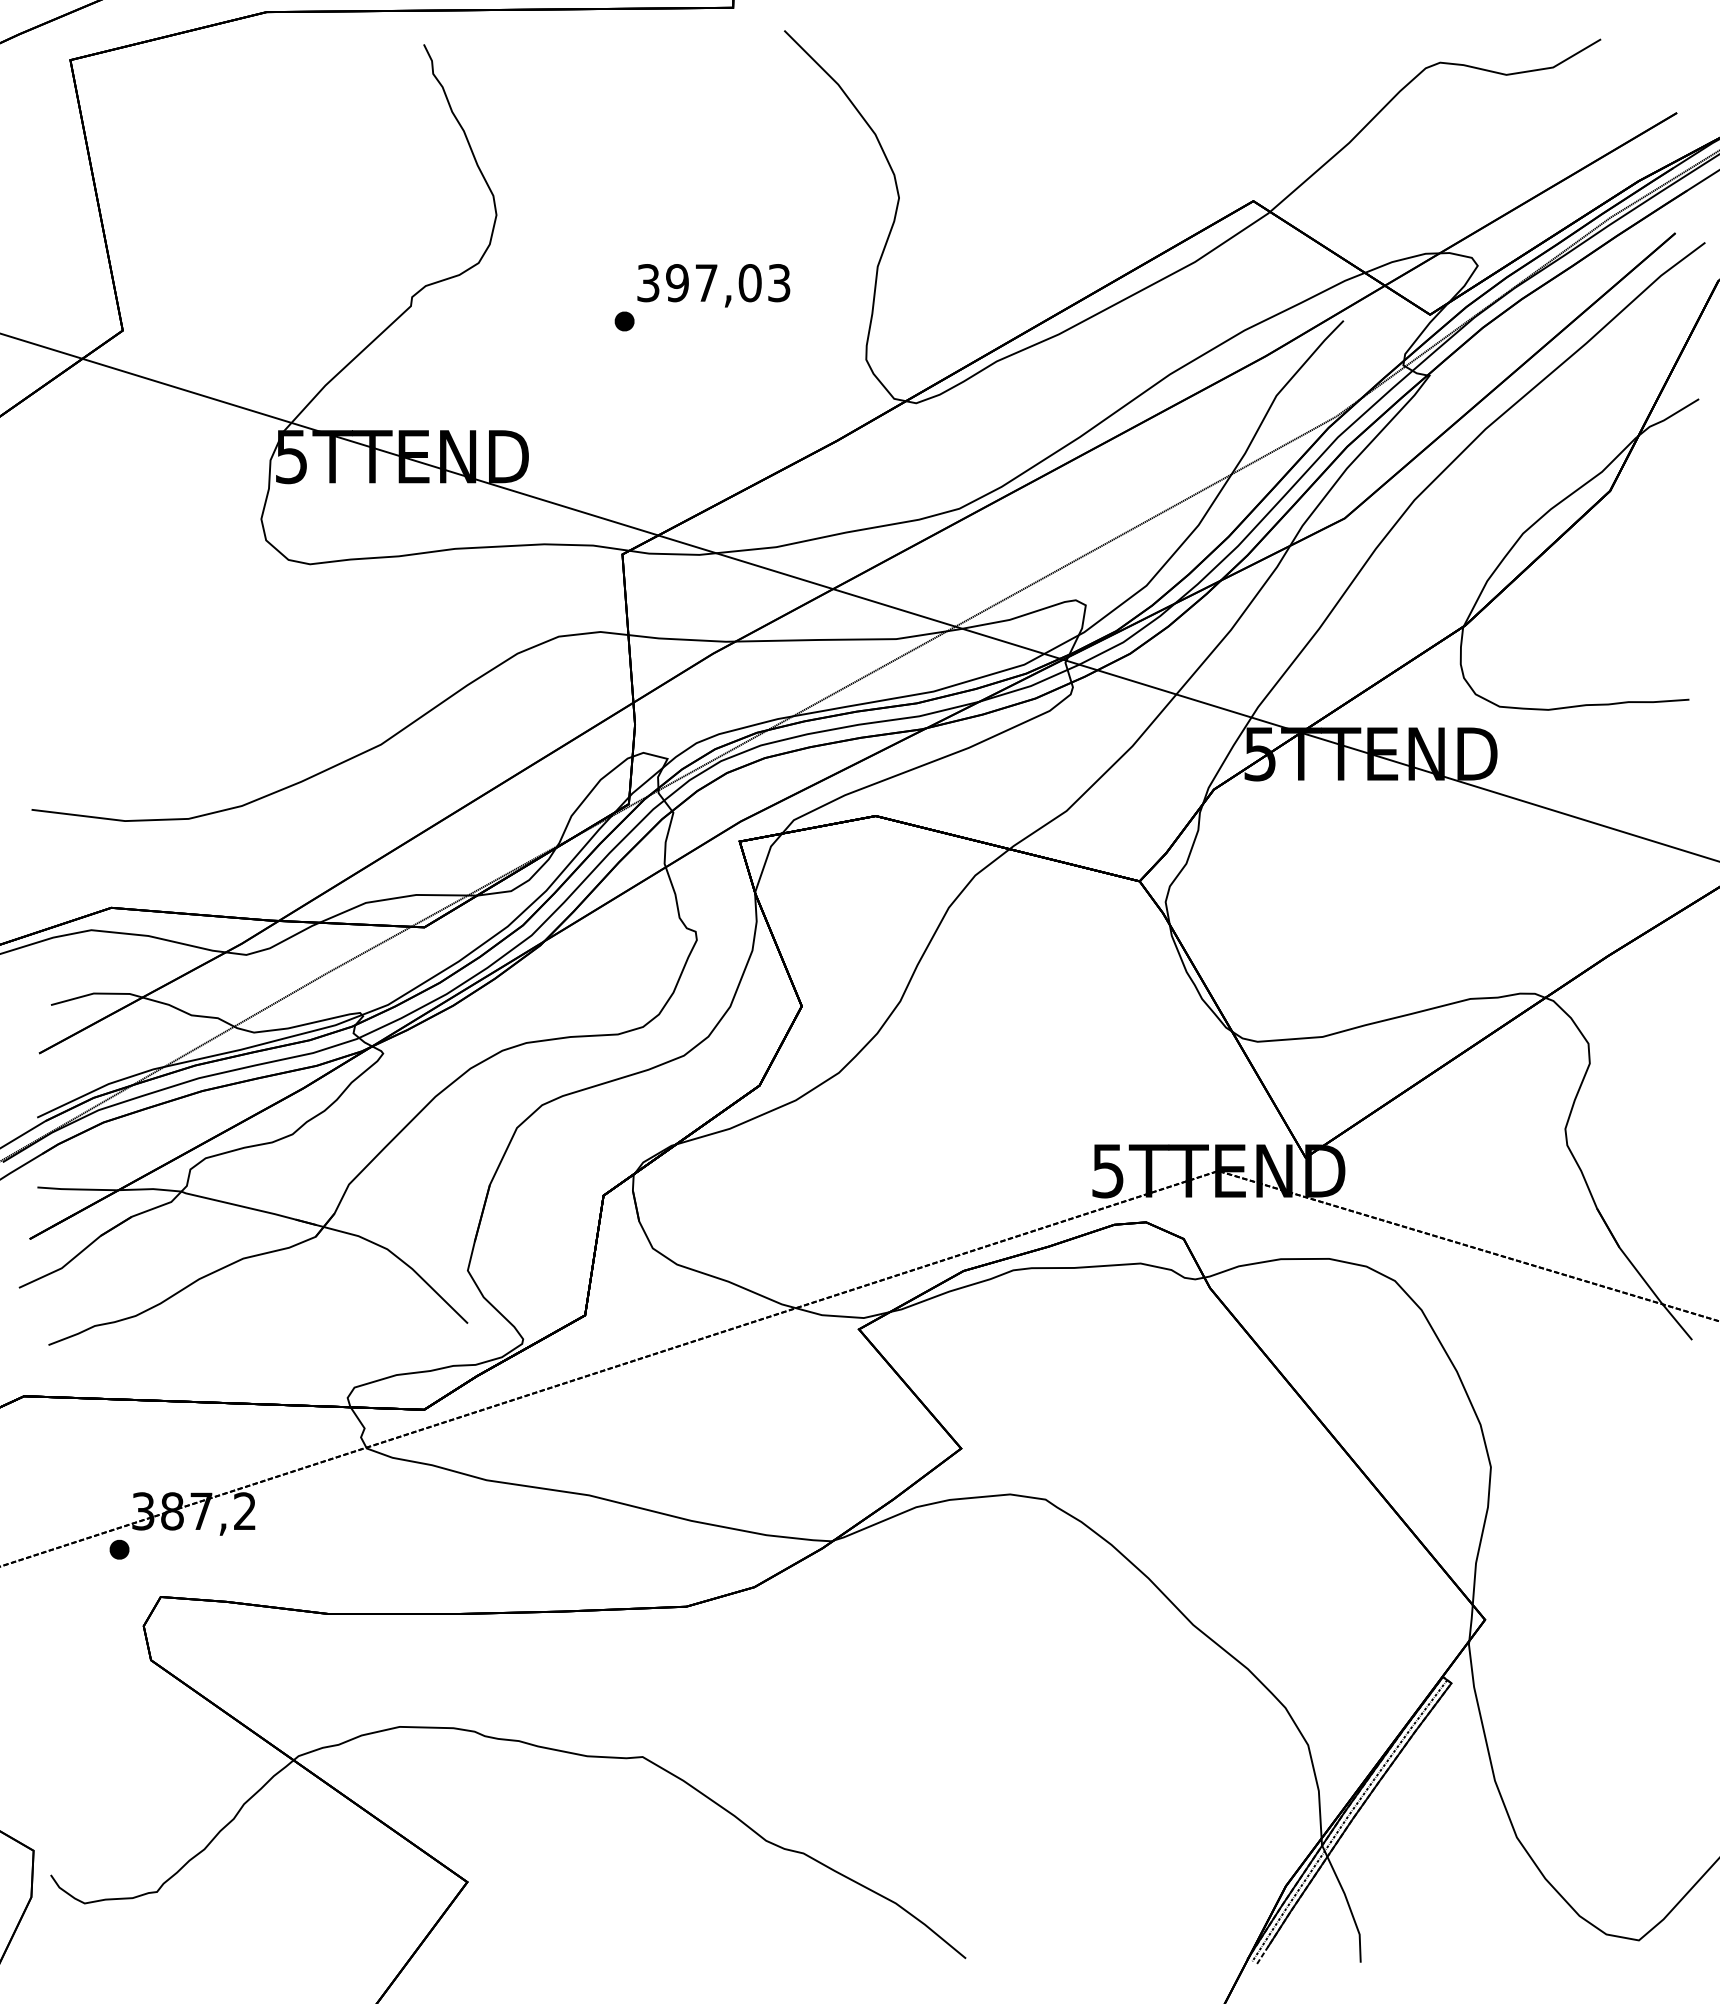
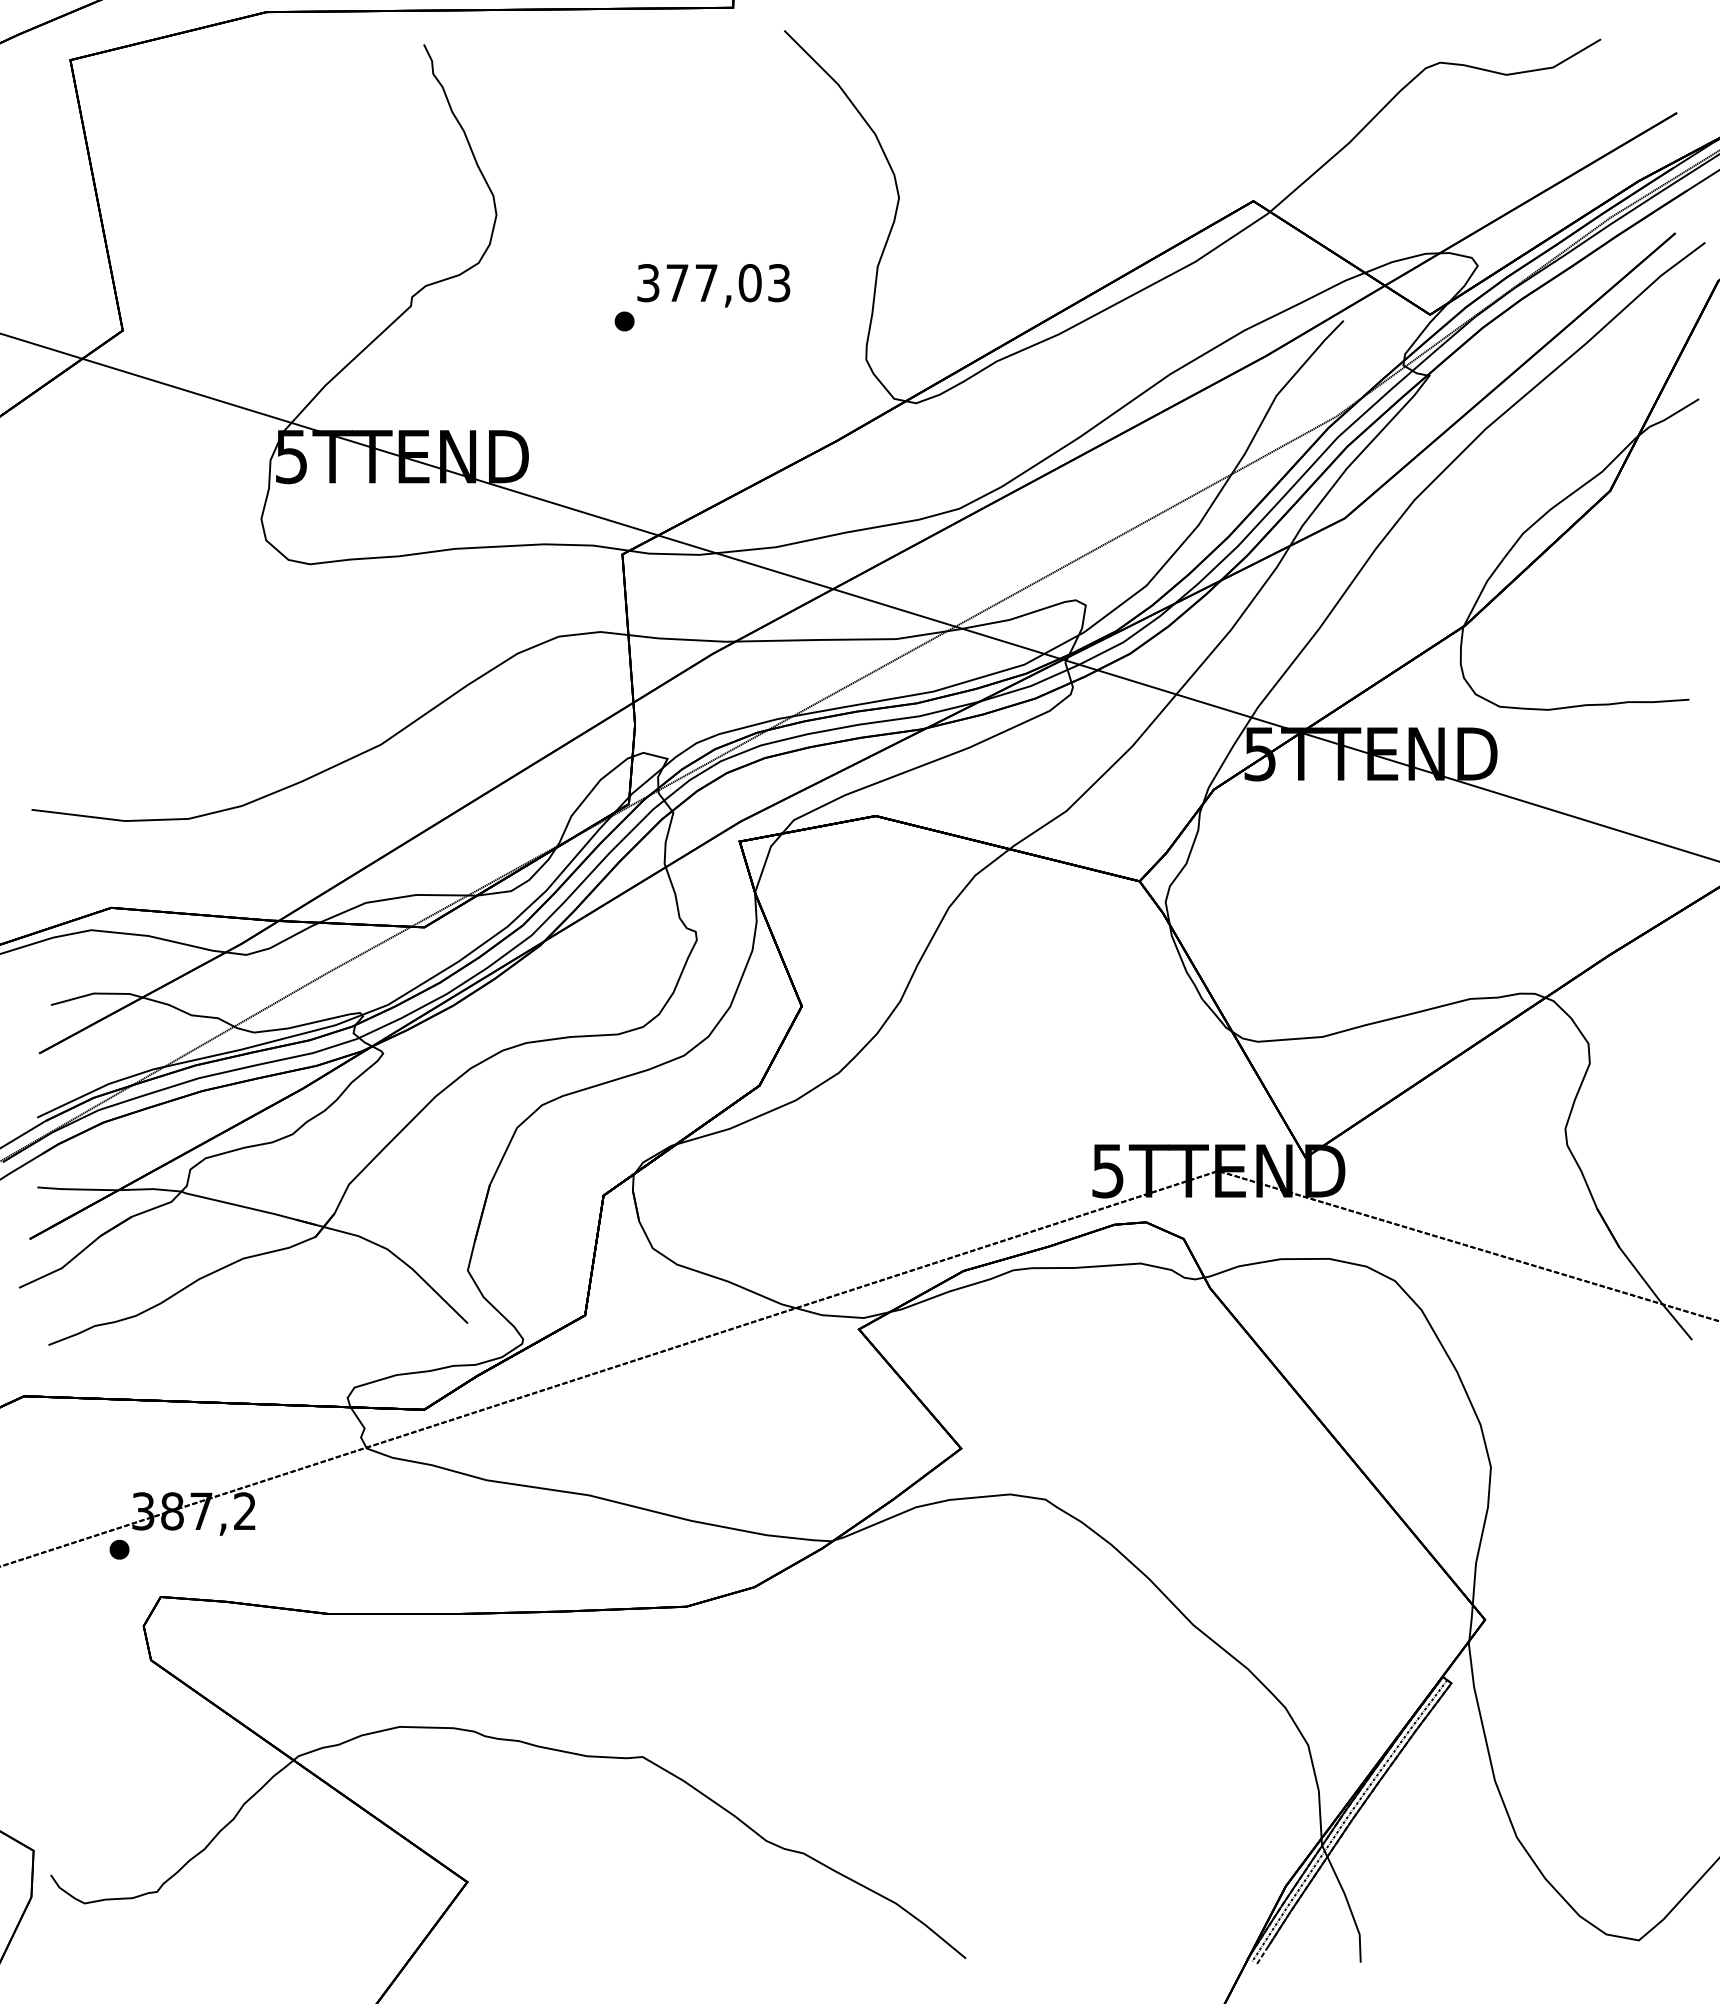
text: 397,03 -> 377,03 (677, 283)
